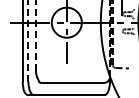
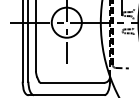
line: dashed -> solid (35, 35)
line: dashed -> solid (28, 40)
